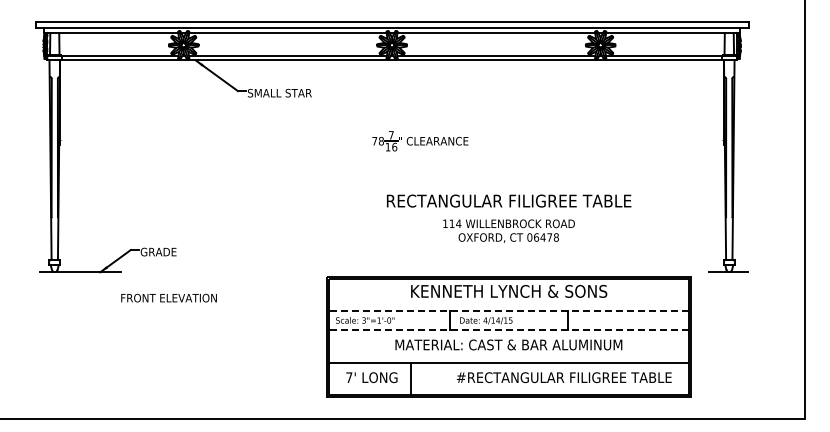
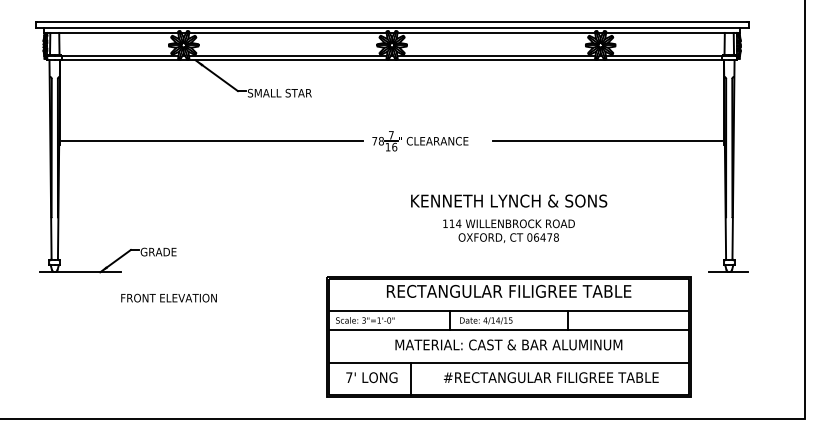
line: none -> present (212, 140)
line: none -> present (606, 140)
text: RECTANGULAR FILIGREE TABLE -> KENNETH LYNCH & SONS (509, 200)
text: KENNETH LYNCH & SONS -> RECTANGULAR FILIGREE TABLE (509, 290)
line: dashed -> solid (508, 310)
line: dashed -> solid (508, 329)
text position: (563, 377) -> (550, 377) (550, 377)
